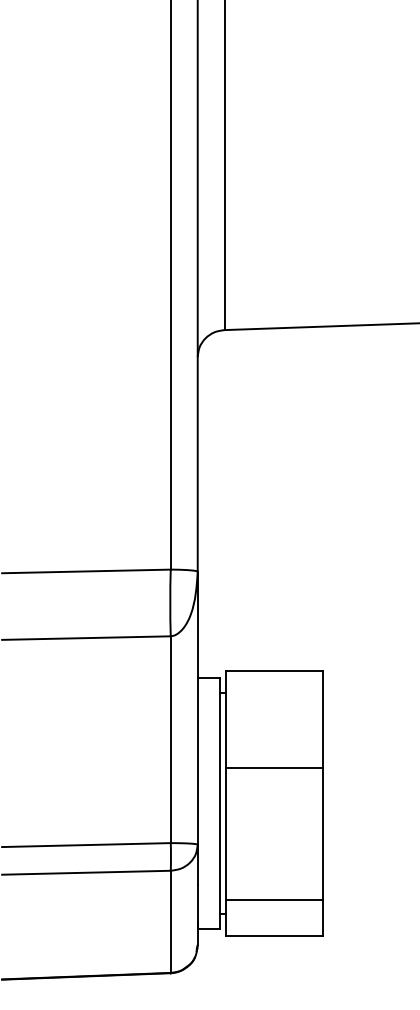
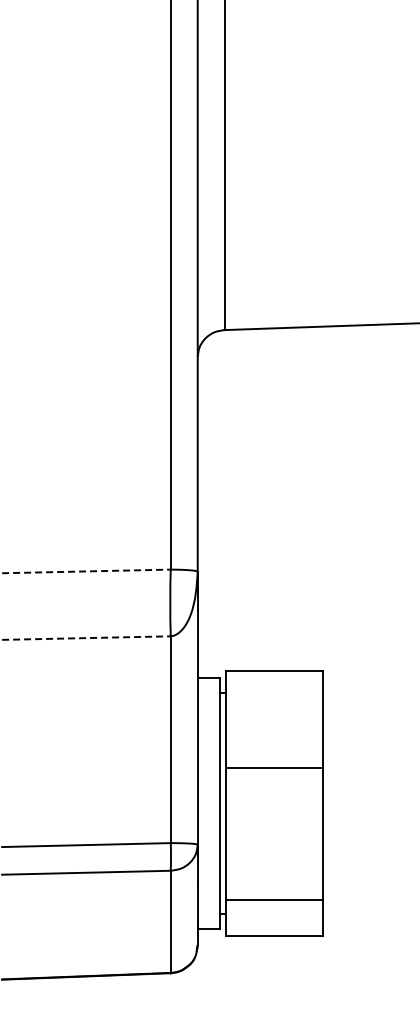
line: solid -> dashed (86, 571)
line: solid -> dashed (86, 638)
